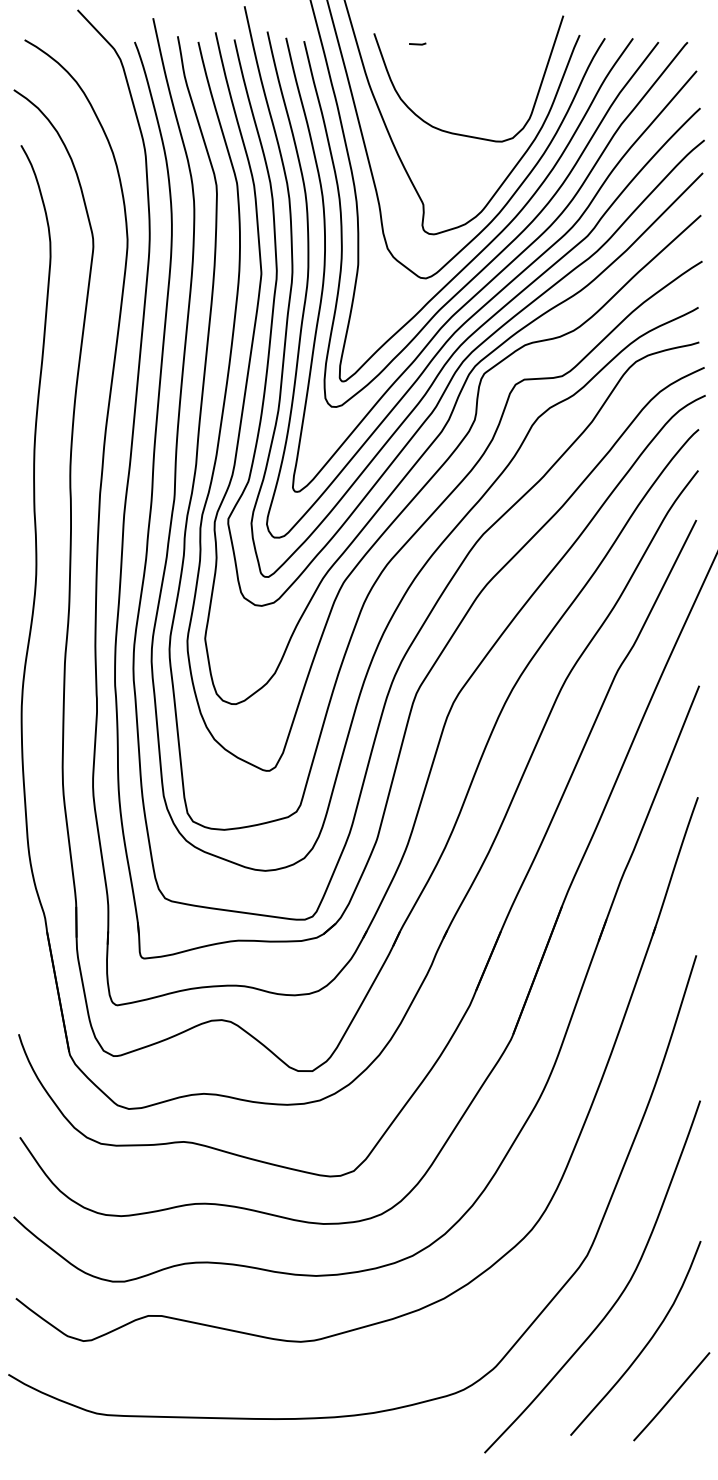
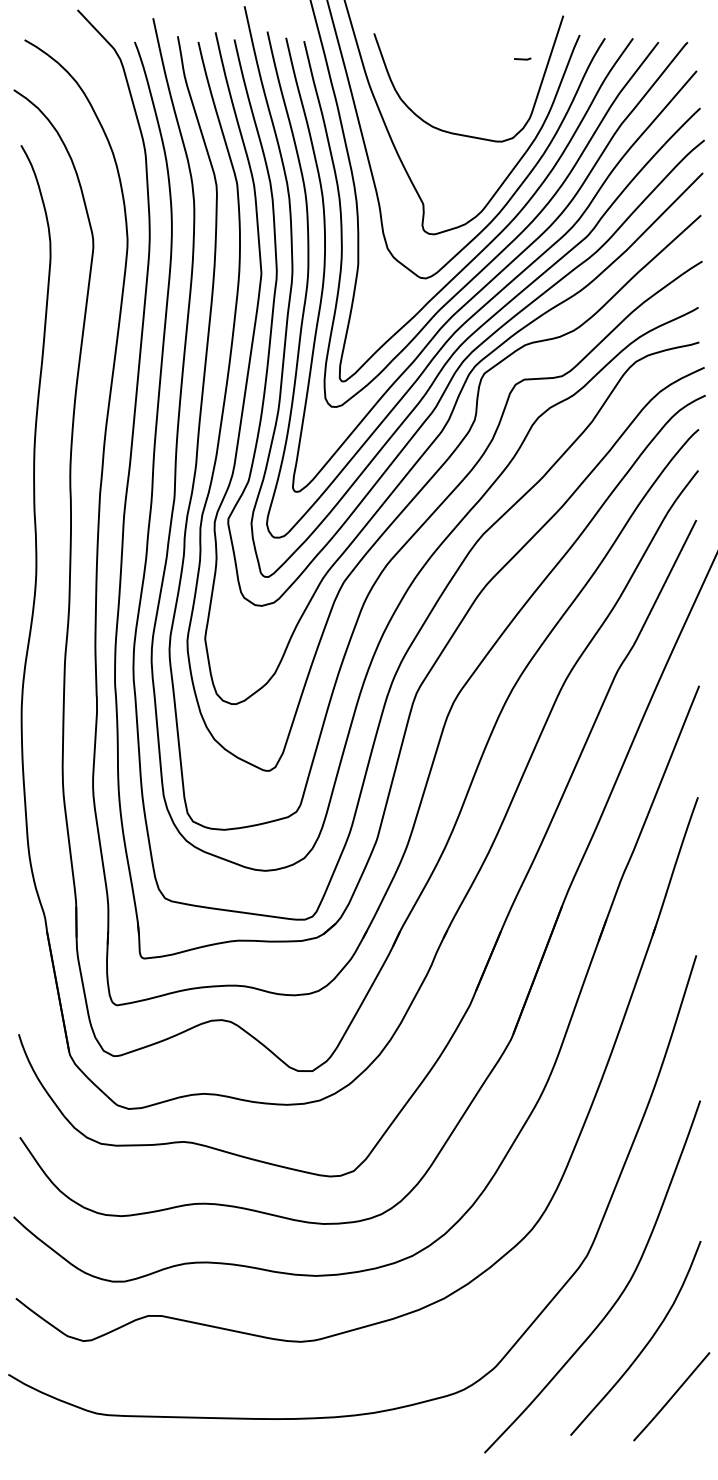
line position: (417, 43) -> (522, 58) (522, 58)
